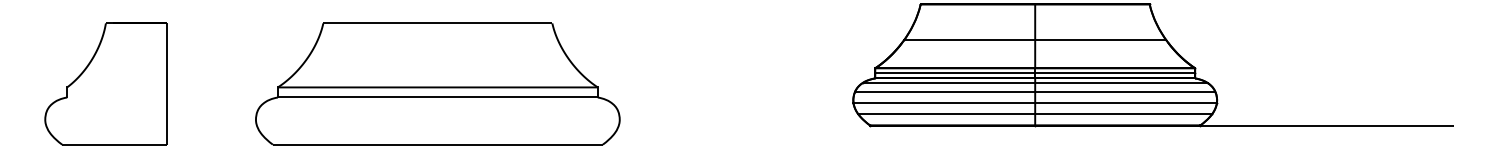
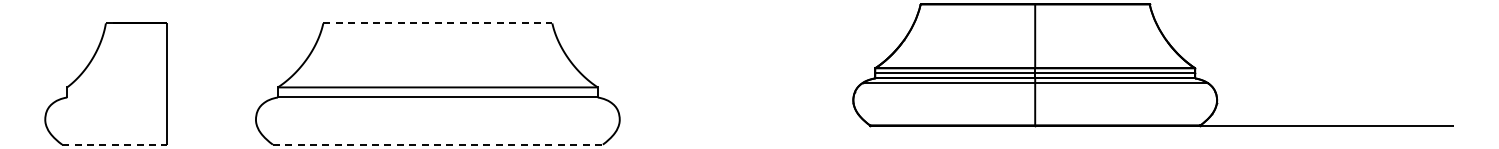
line: solid -> dashed (437, 23)
line: present -> none (1035, 39)
line: present -> none (1035, 91)
line: present -> none (1034, 102)
line: present -> none (1035, 113)
line: solid -> dashed (114, 144)
line: solid -> dashed (438, 144)
